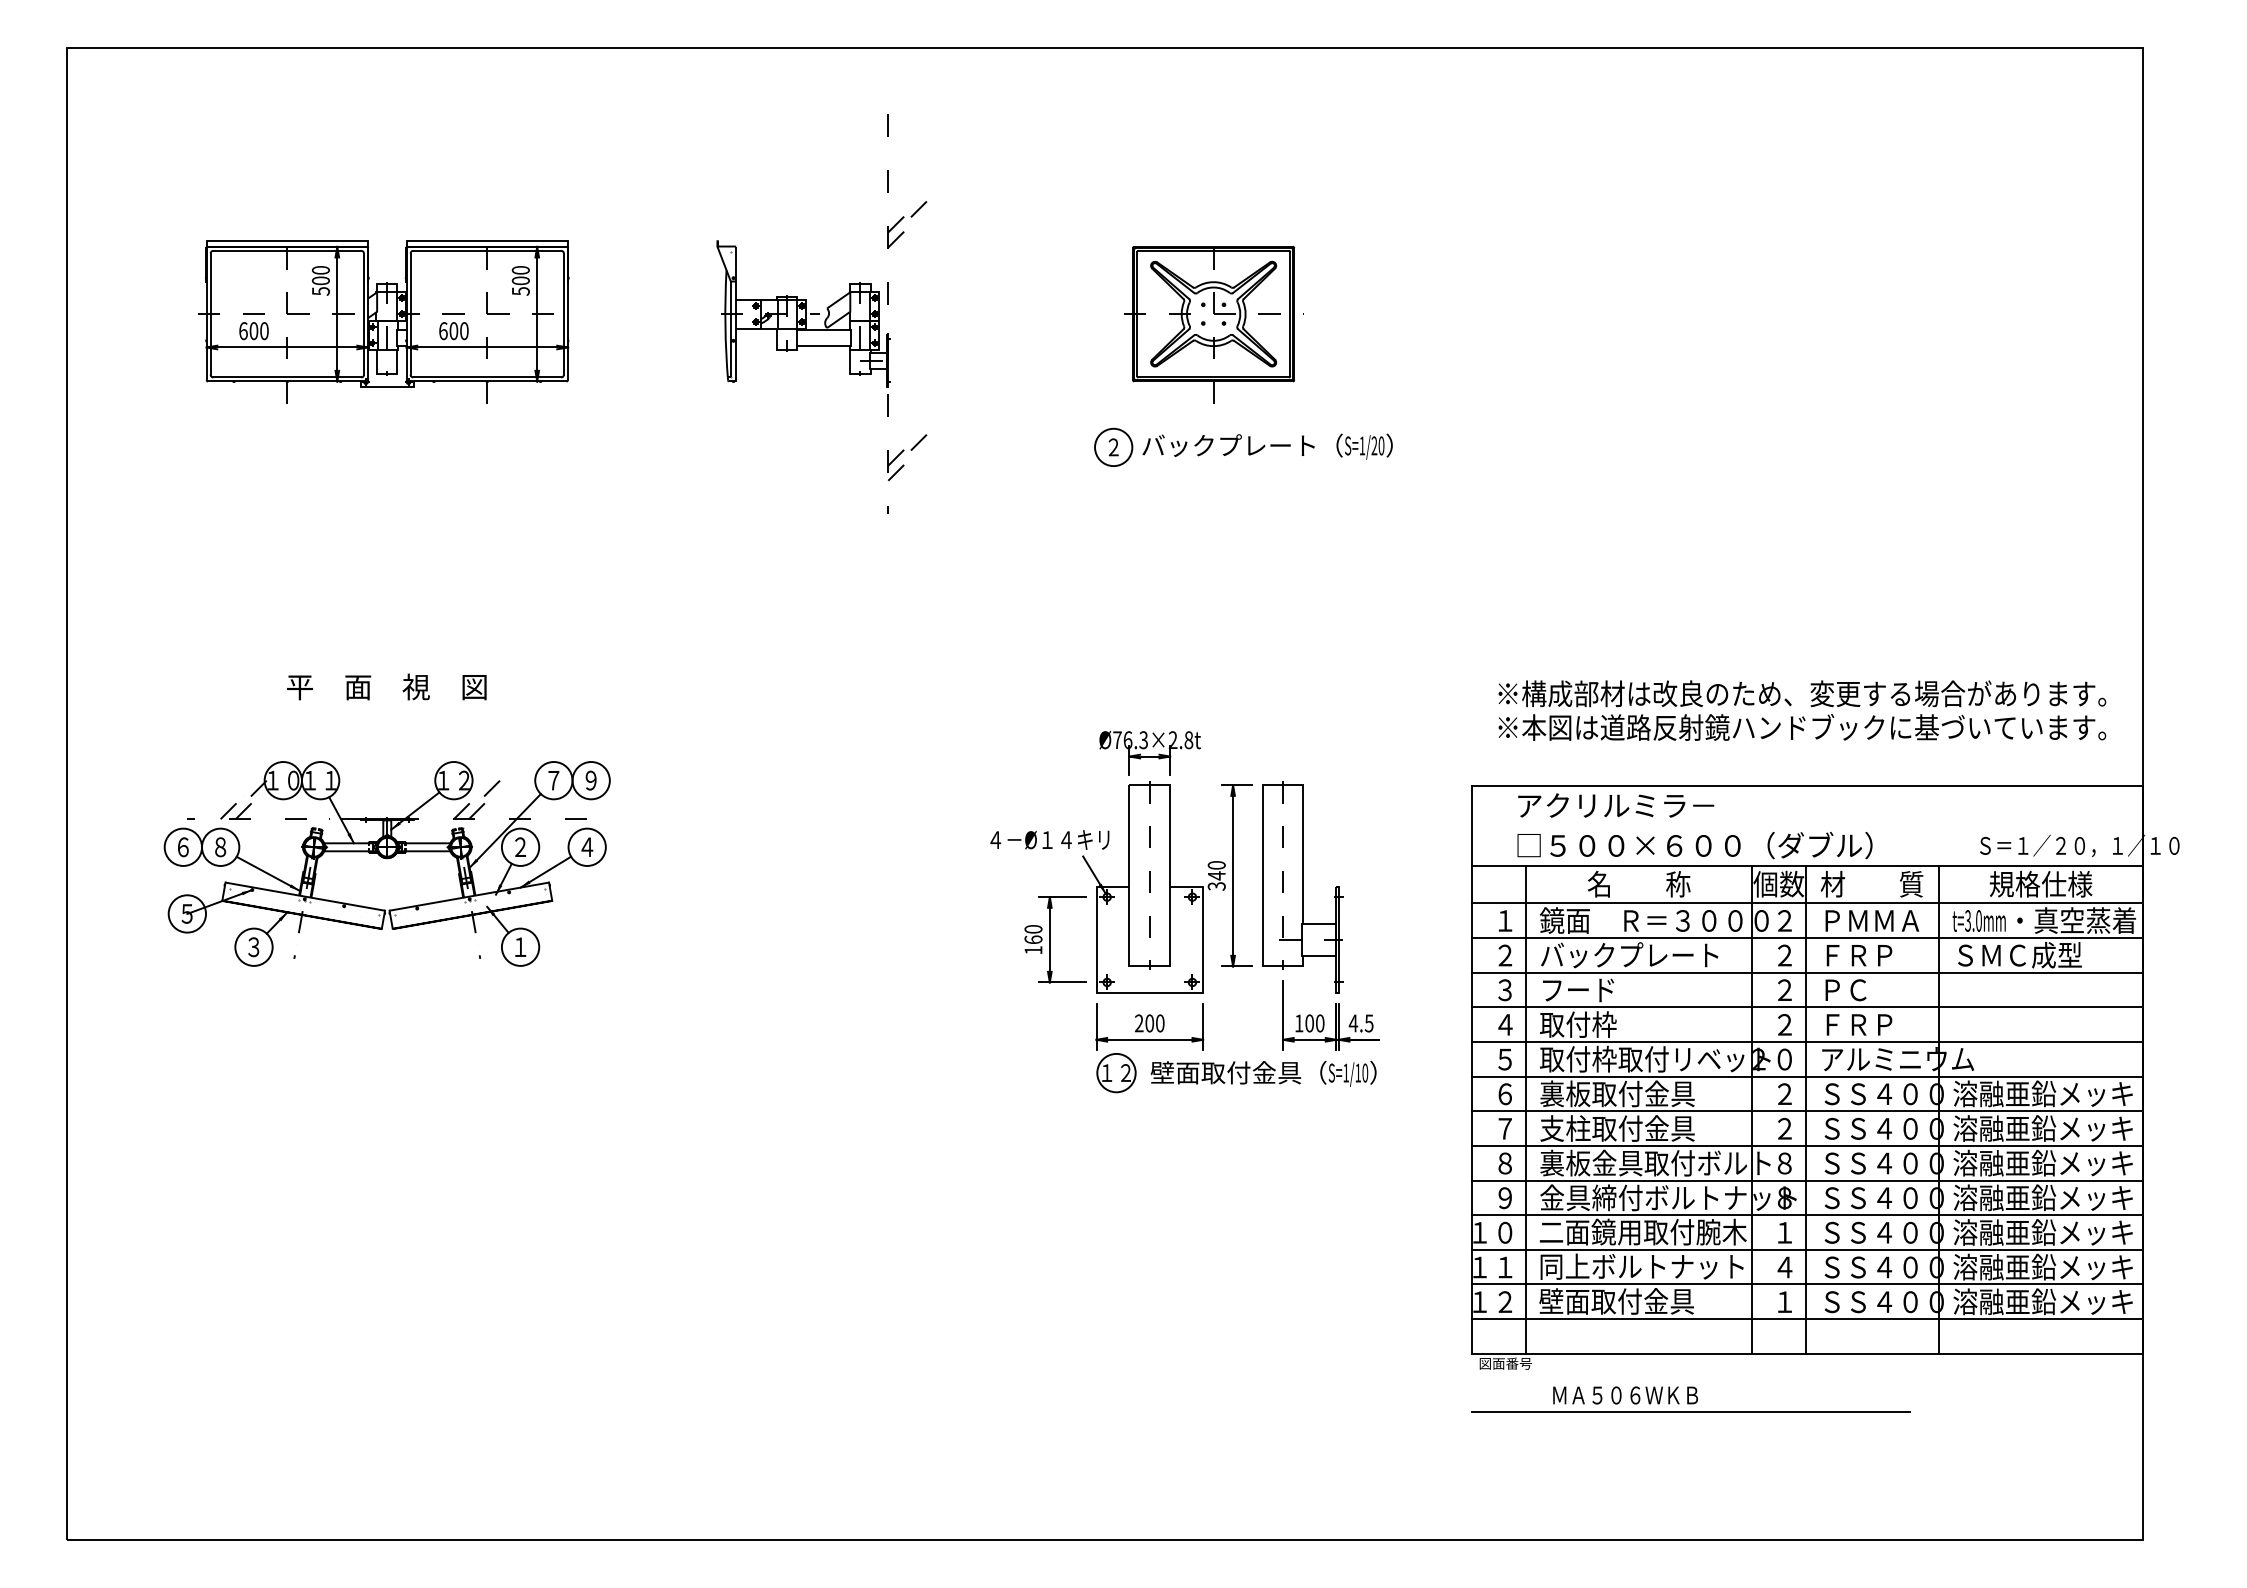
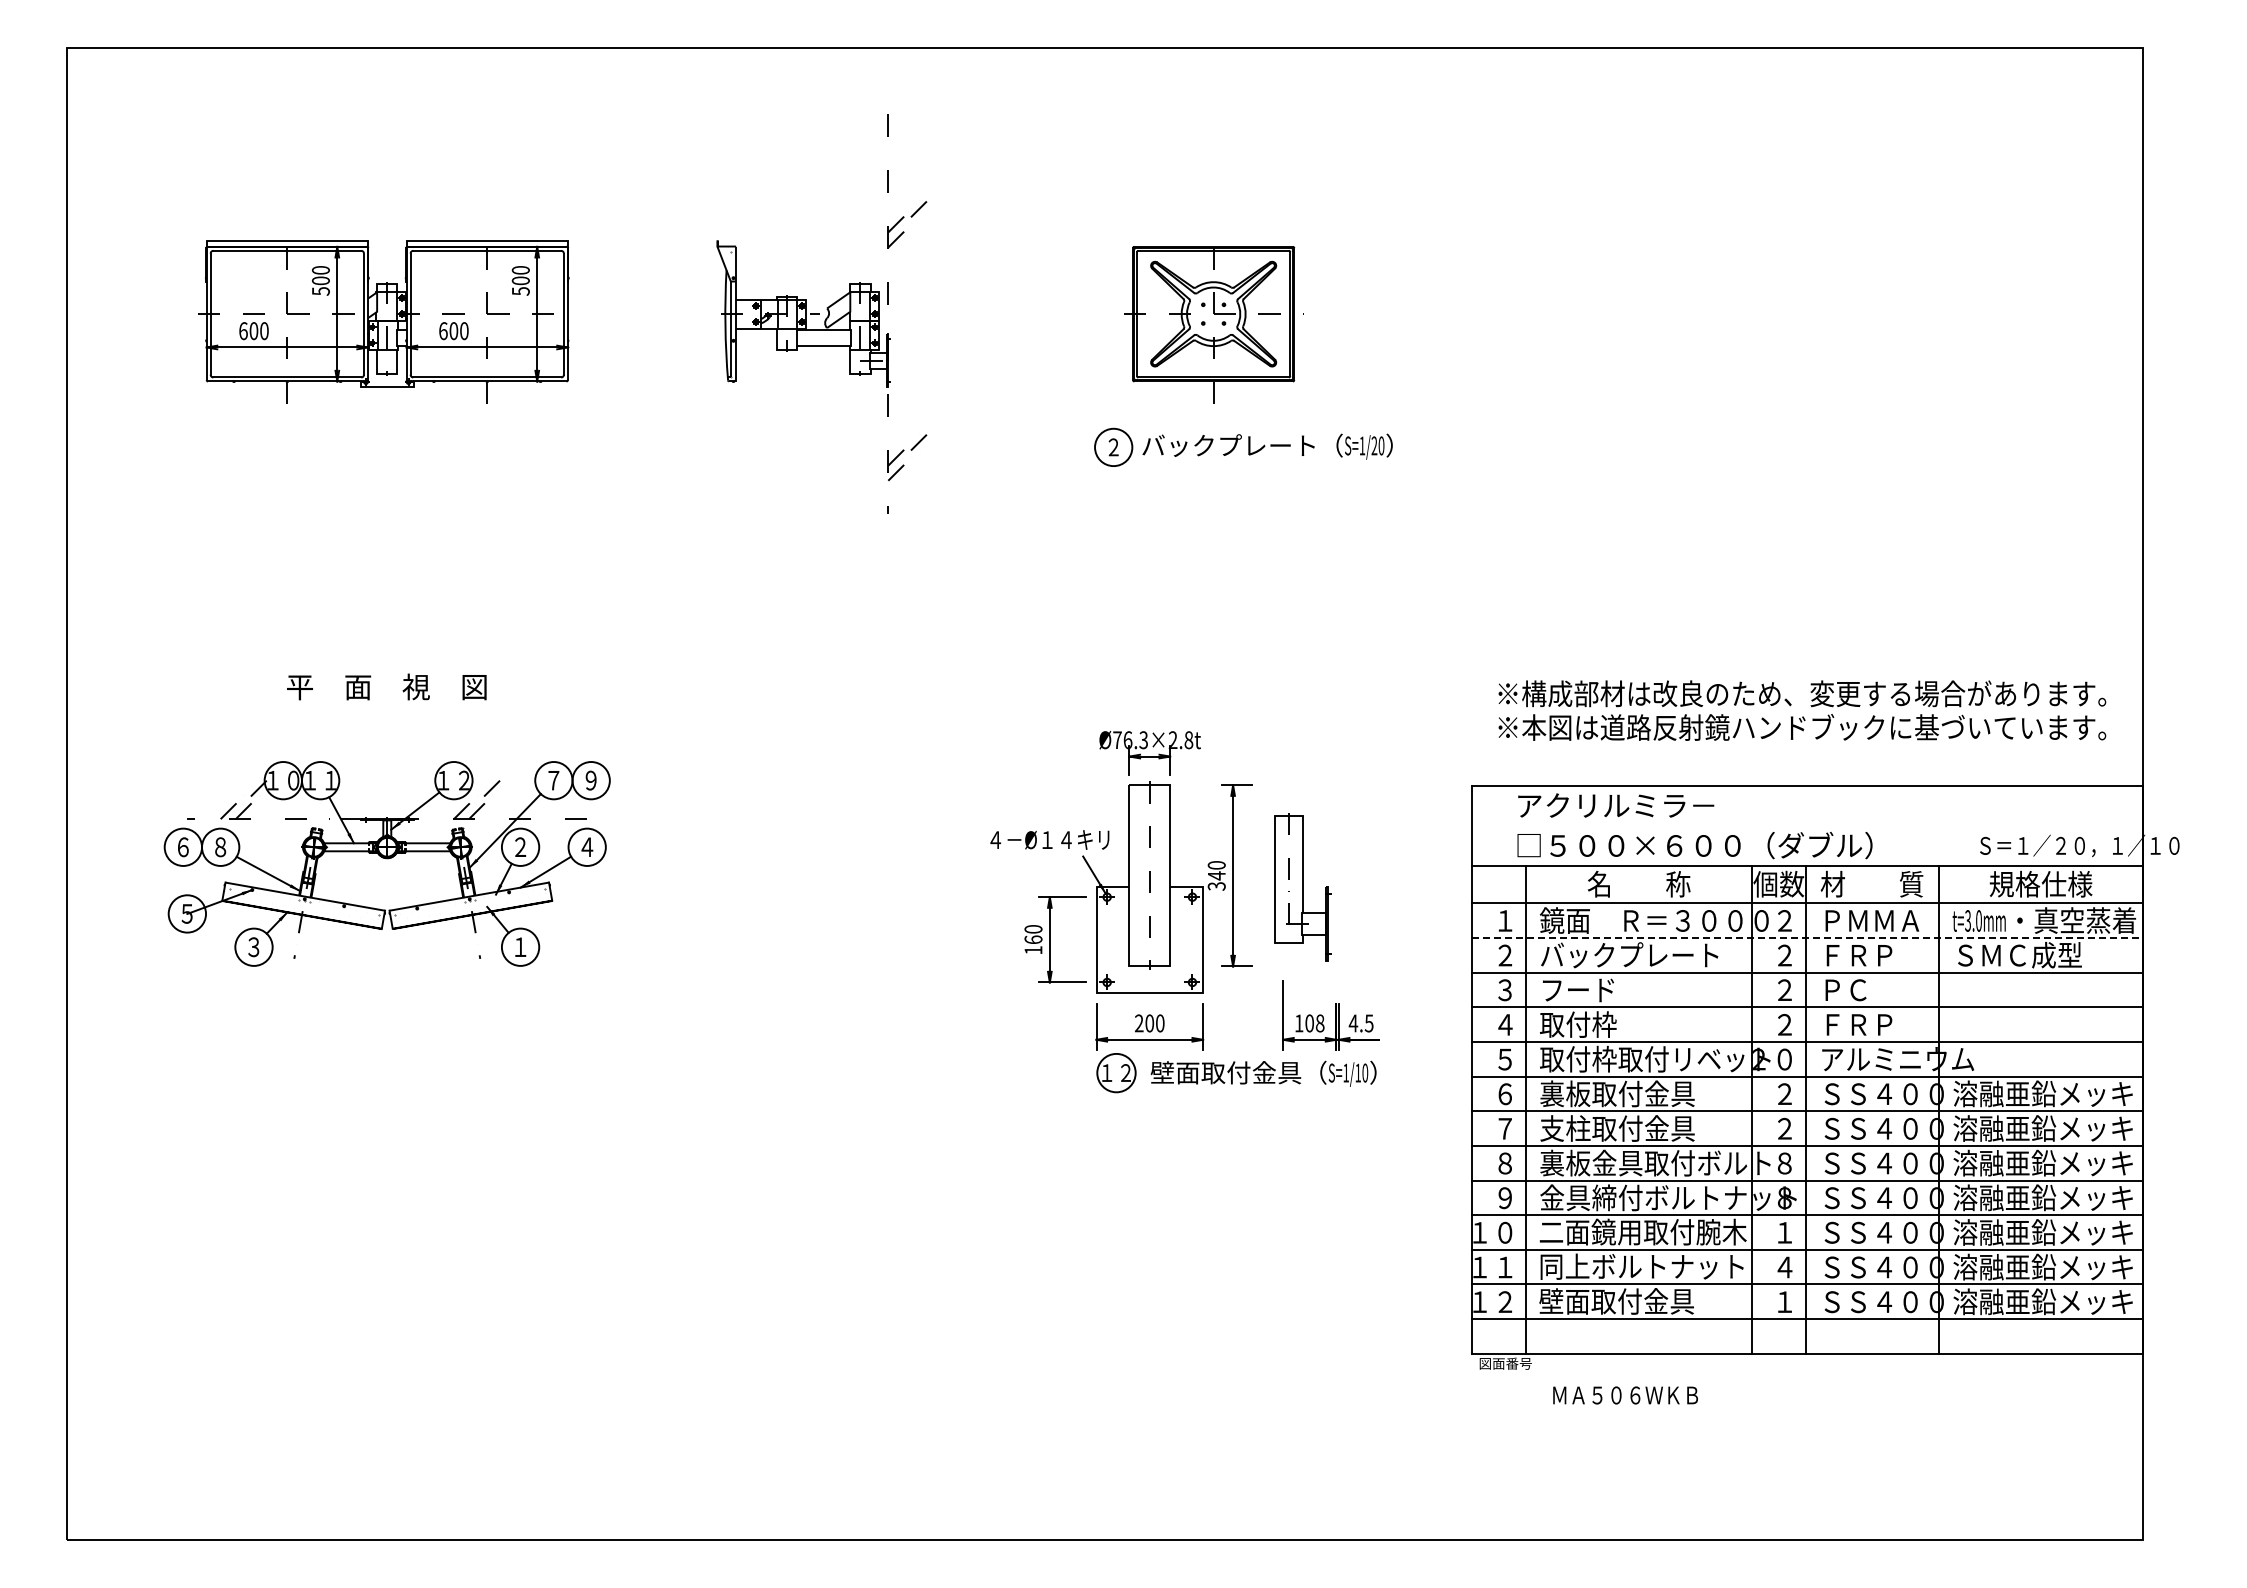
part size: 82x213 px -> 58x149 px (1302, 887)
line: solid -> dashed (1808, 937)
text: 100 -> 108 (1319, 1023)
line: present -> none (1690, 1412)
